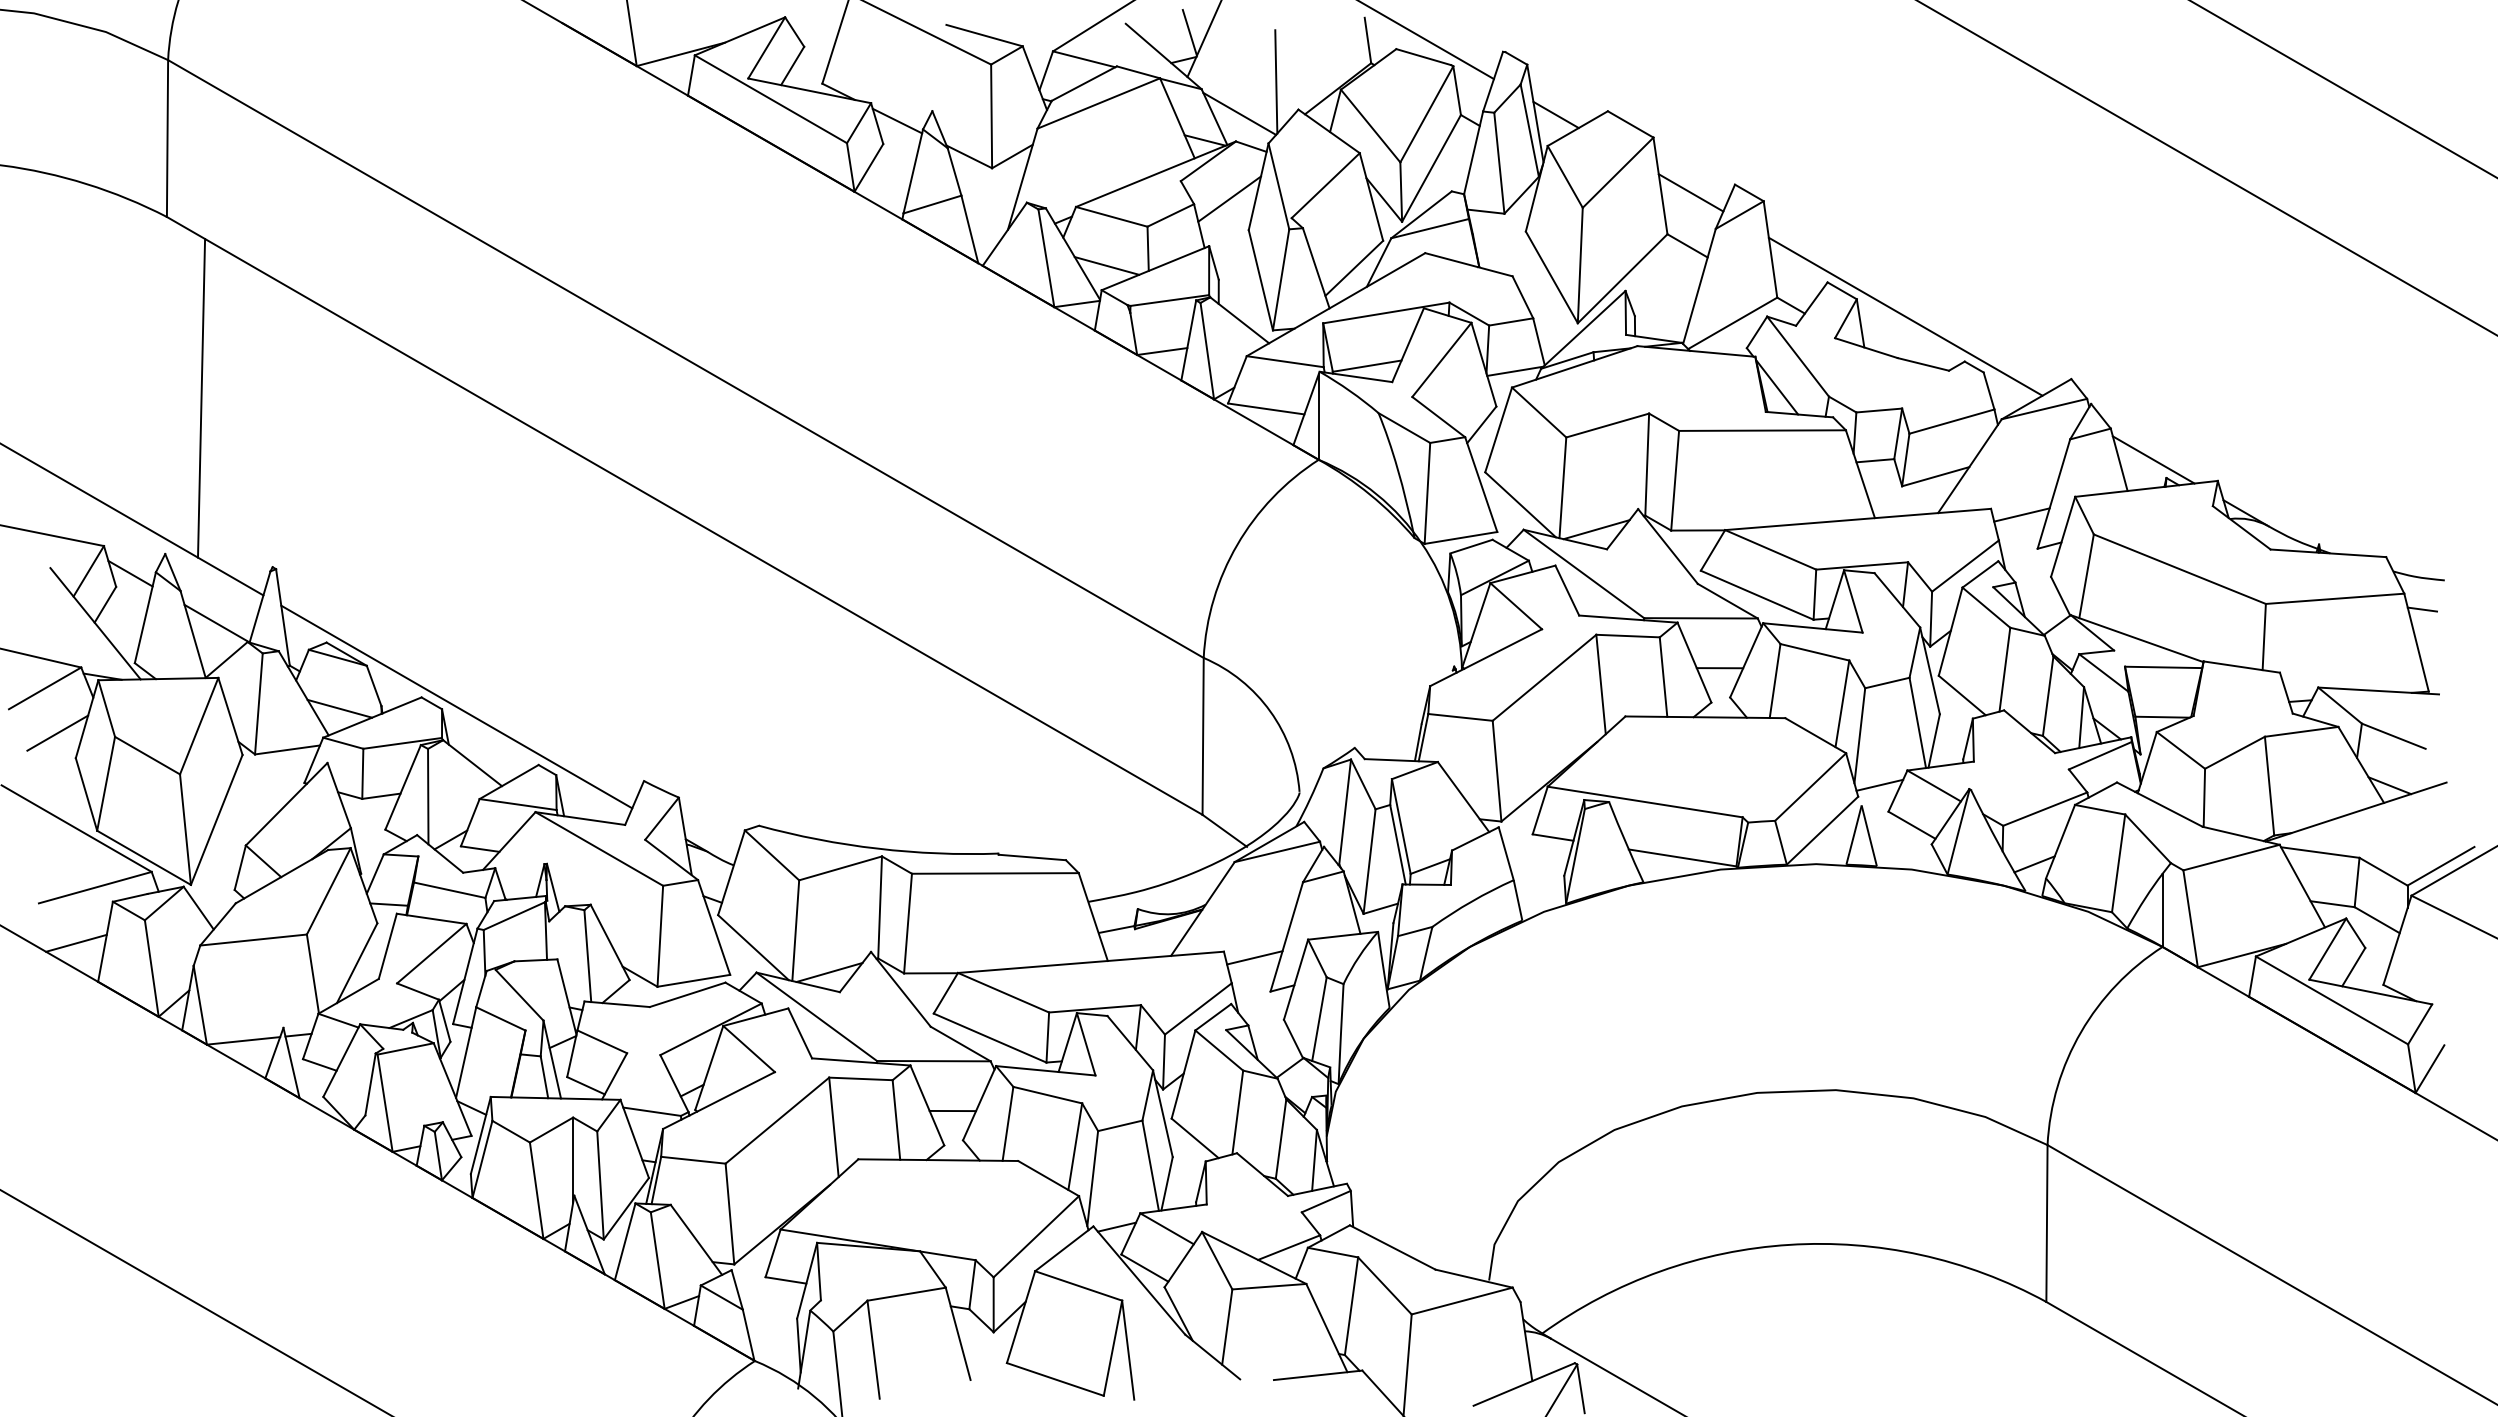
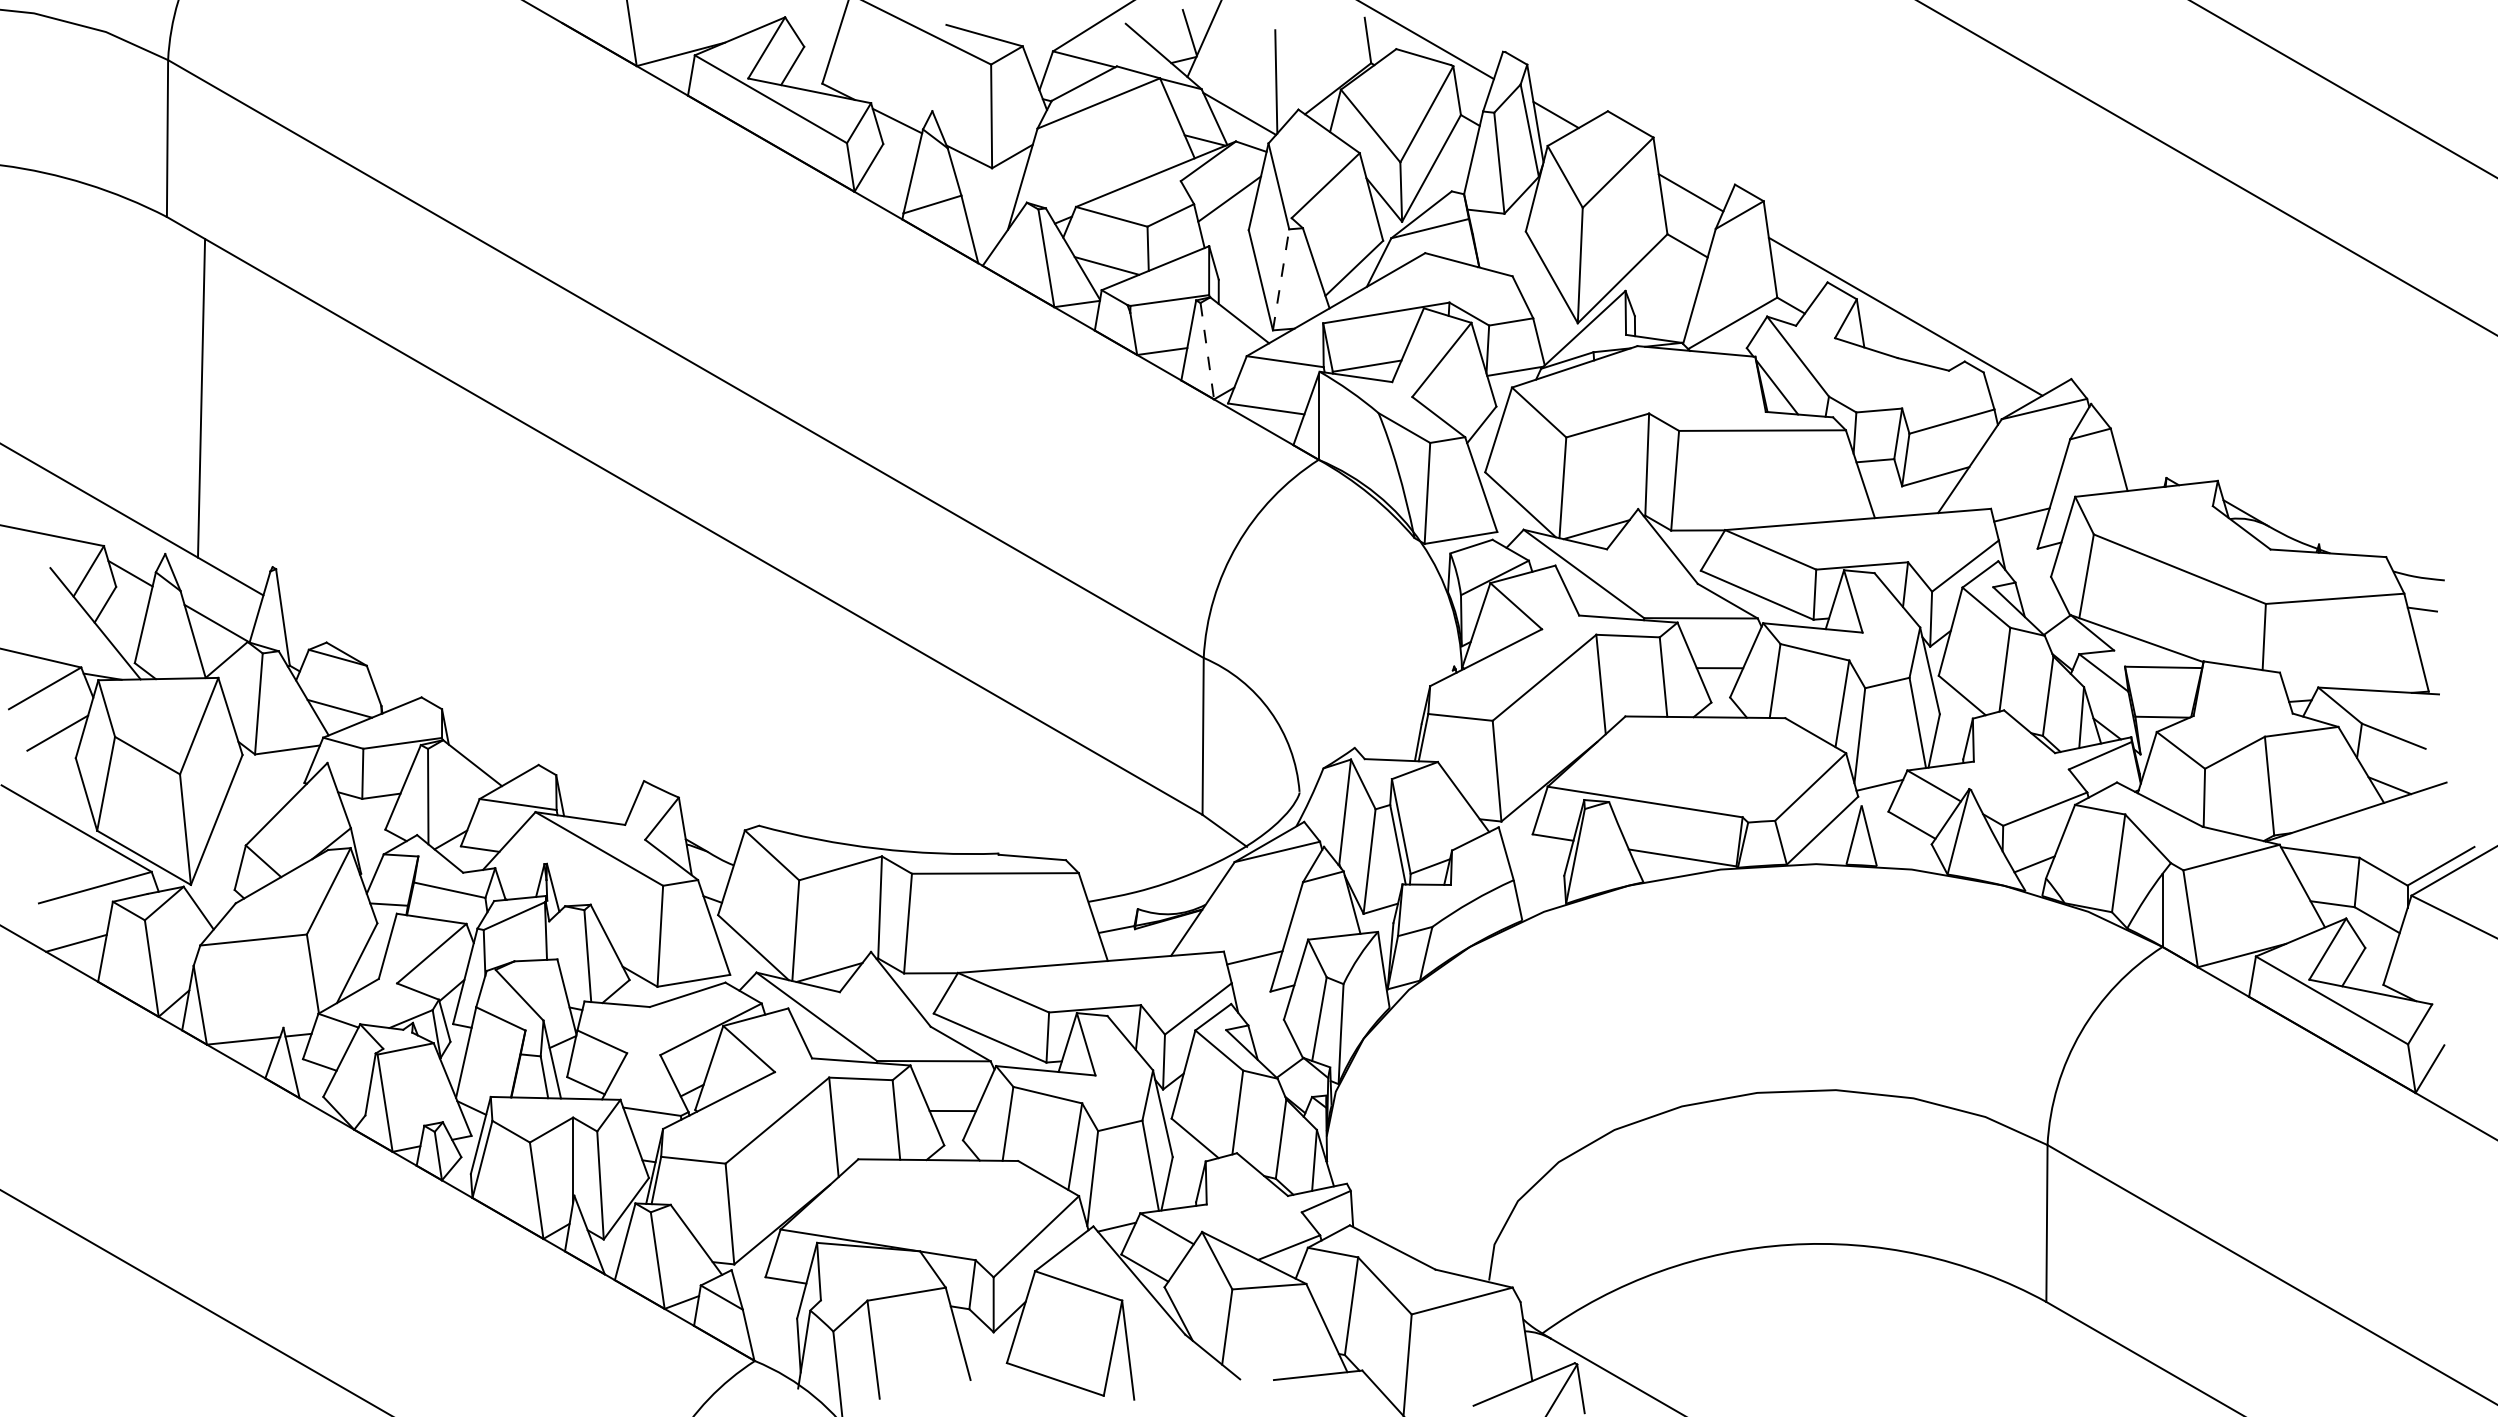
line: solid -> dashed (1281, 279)
line: solid -> dashed (1207, 351)
line: present -> none (2153, 459)
line: present -> none (456, 706)
